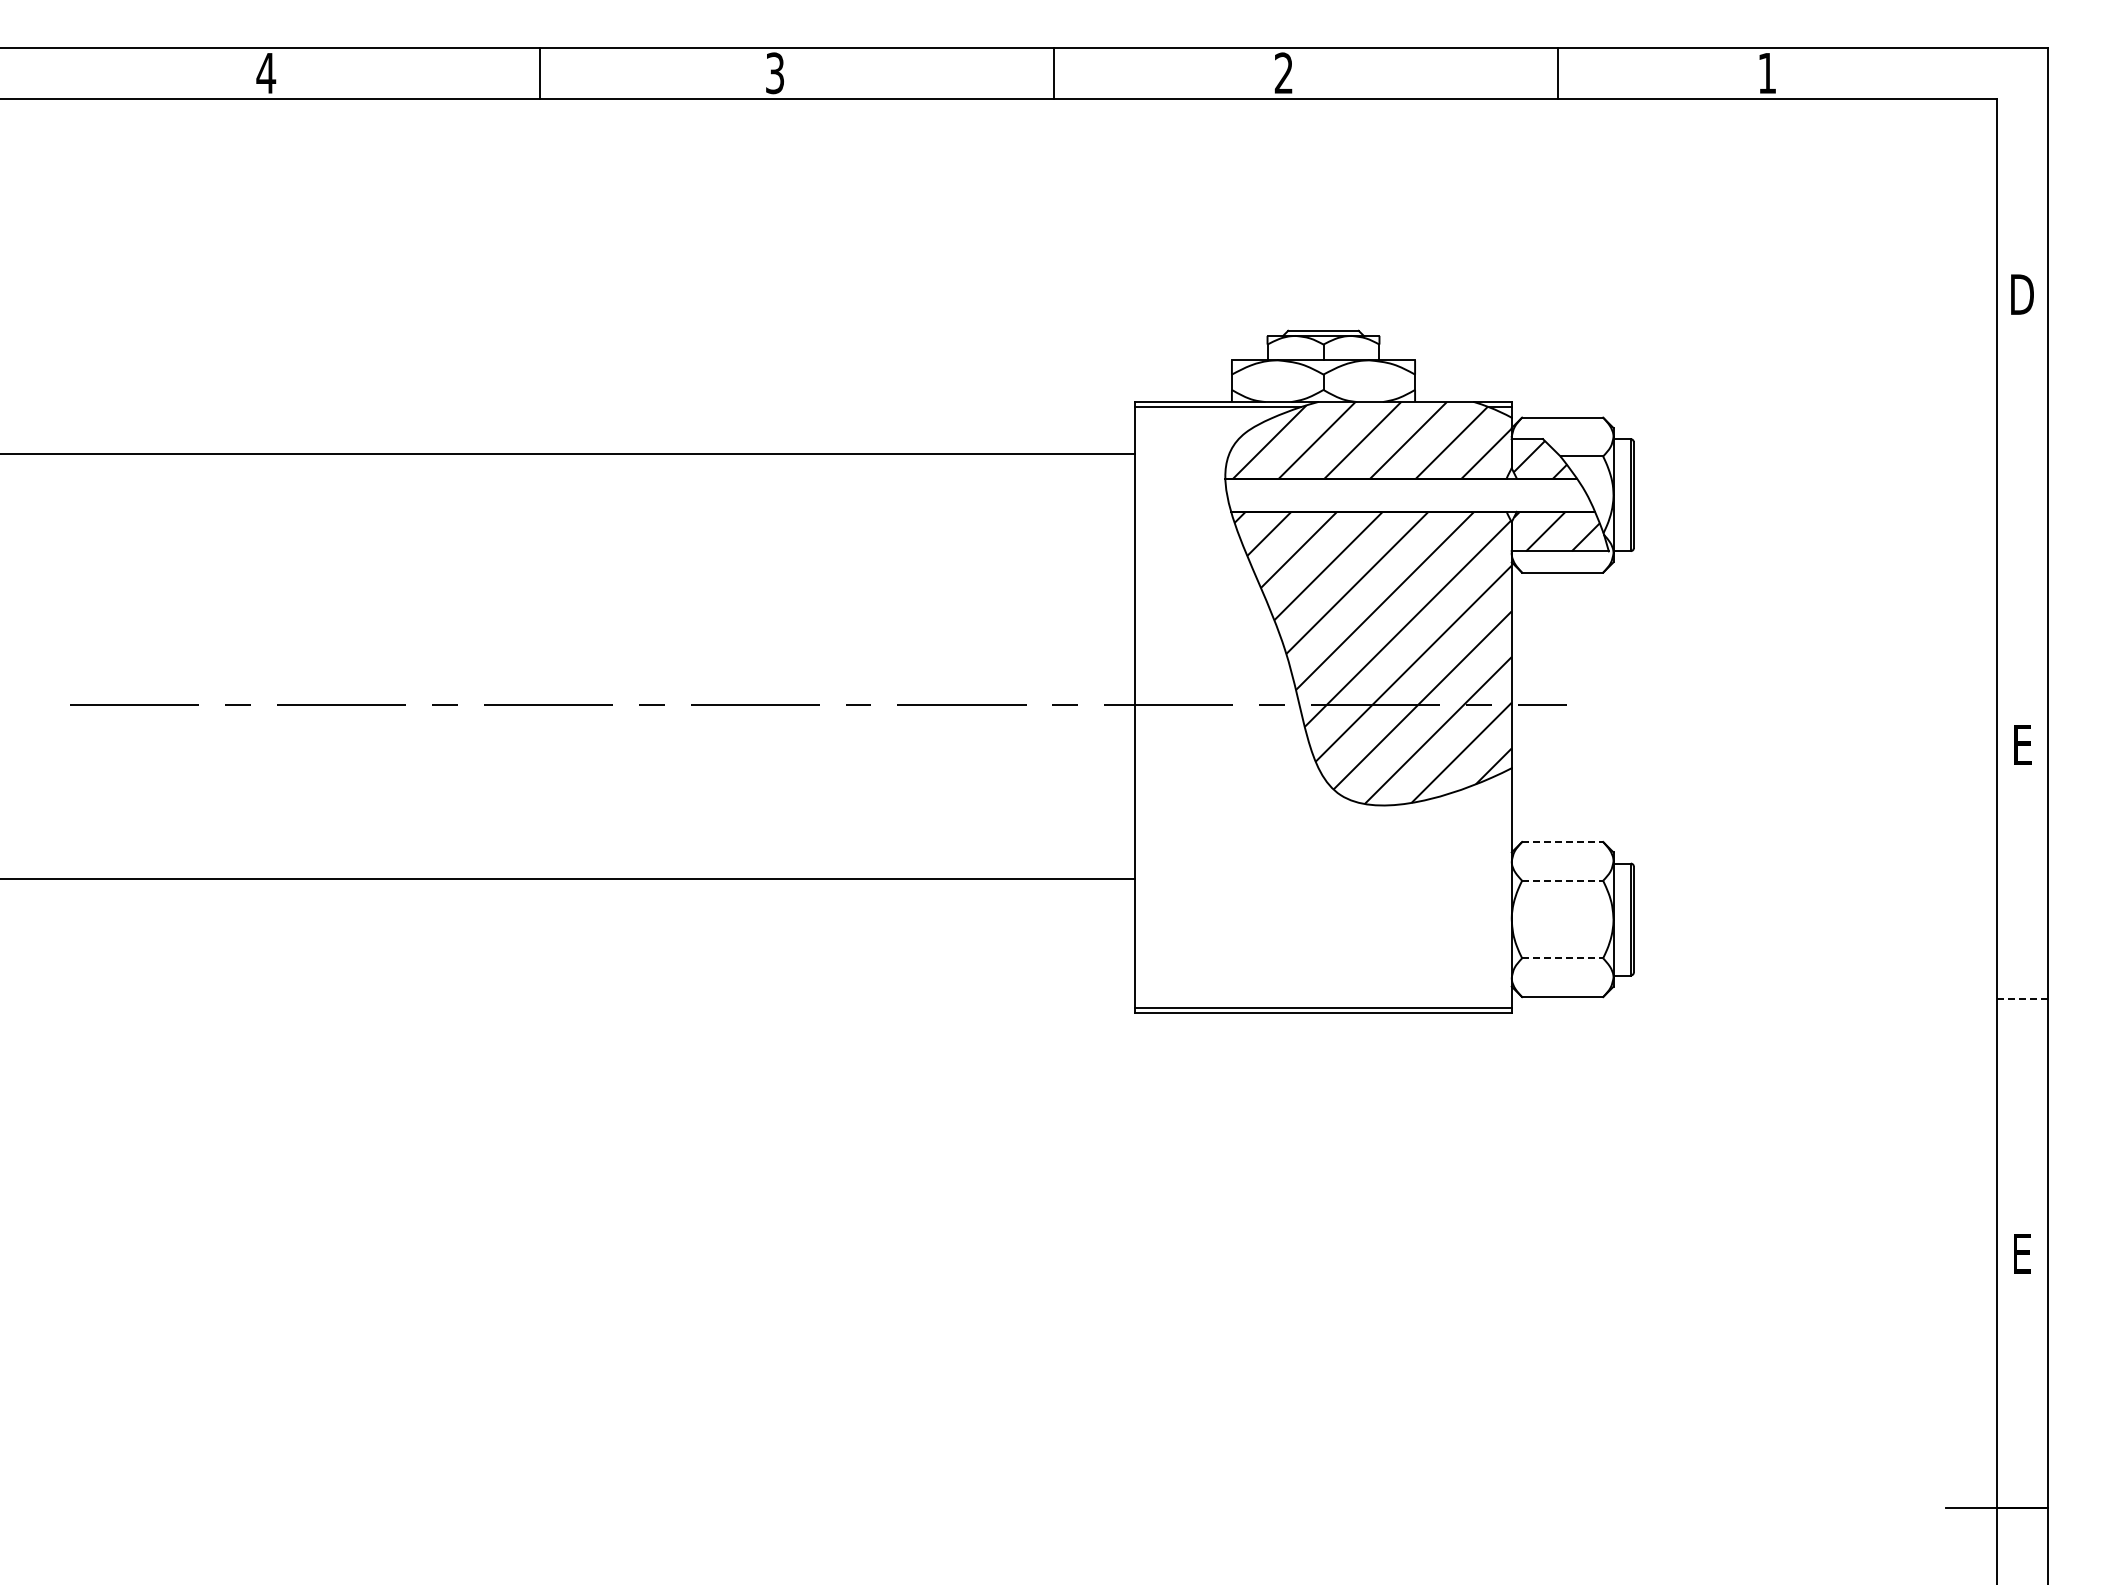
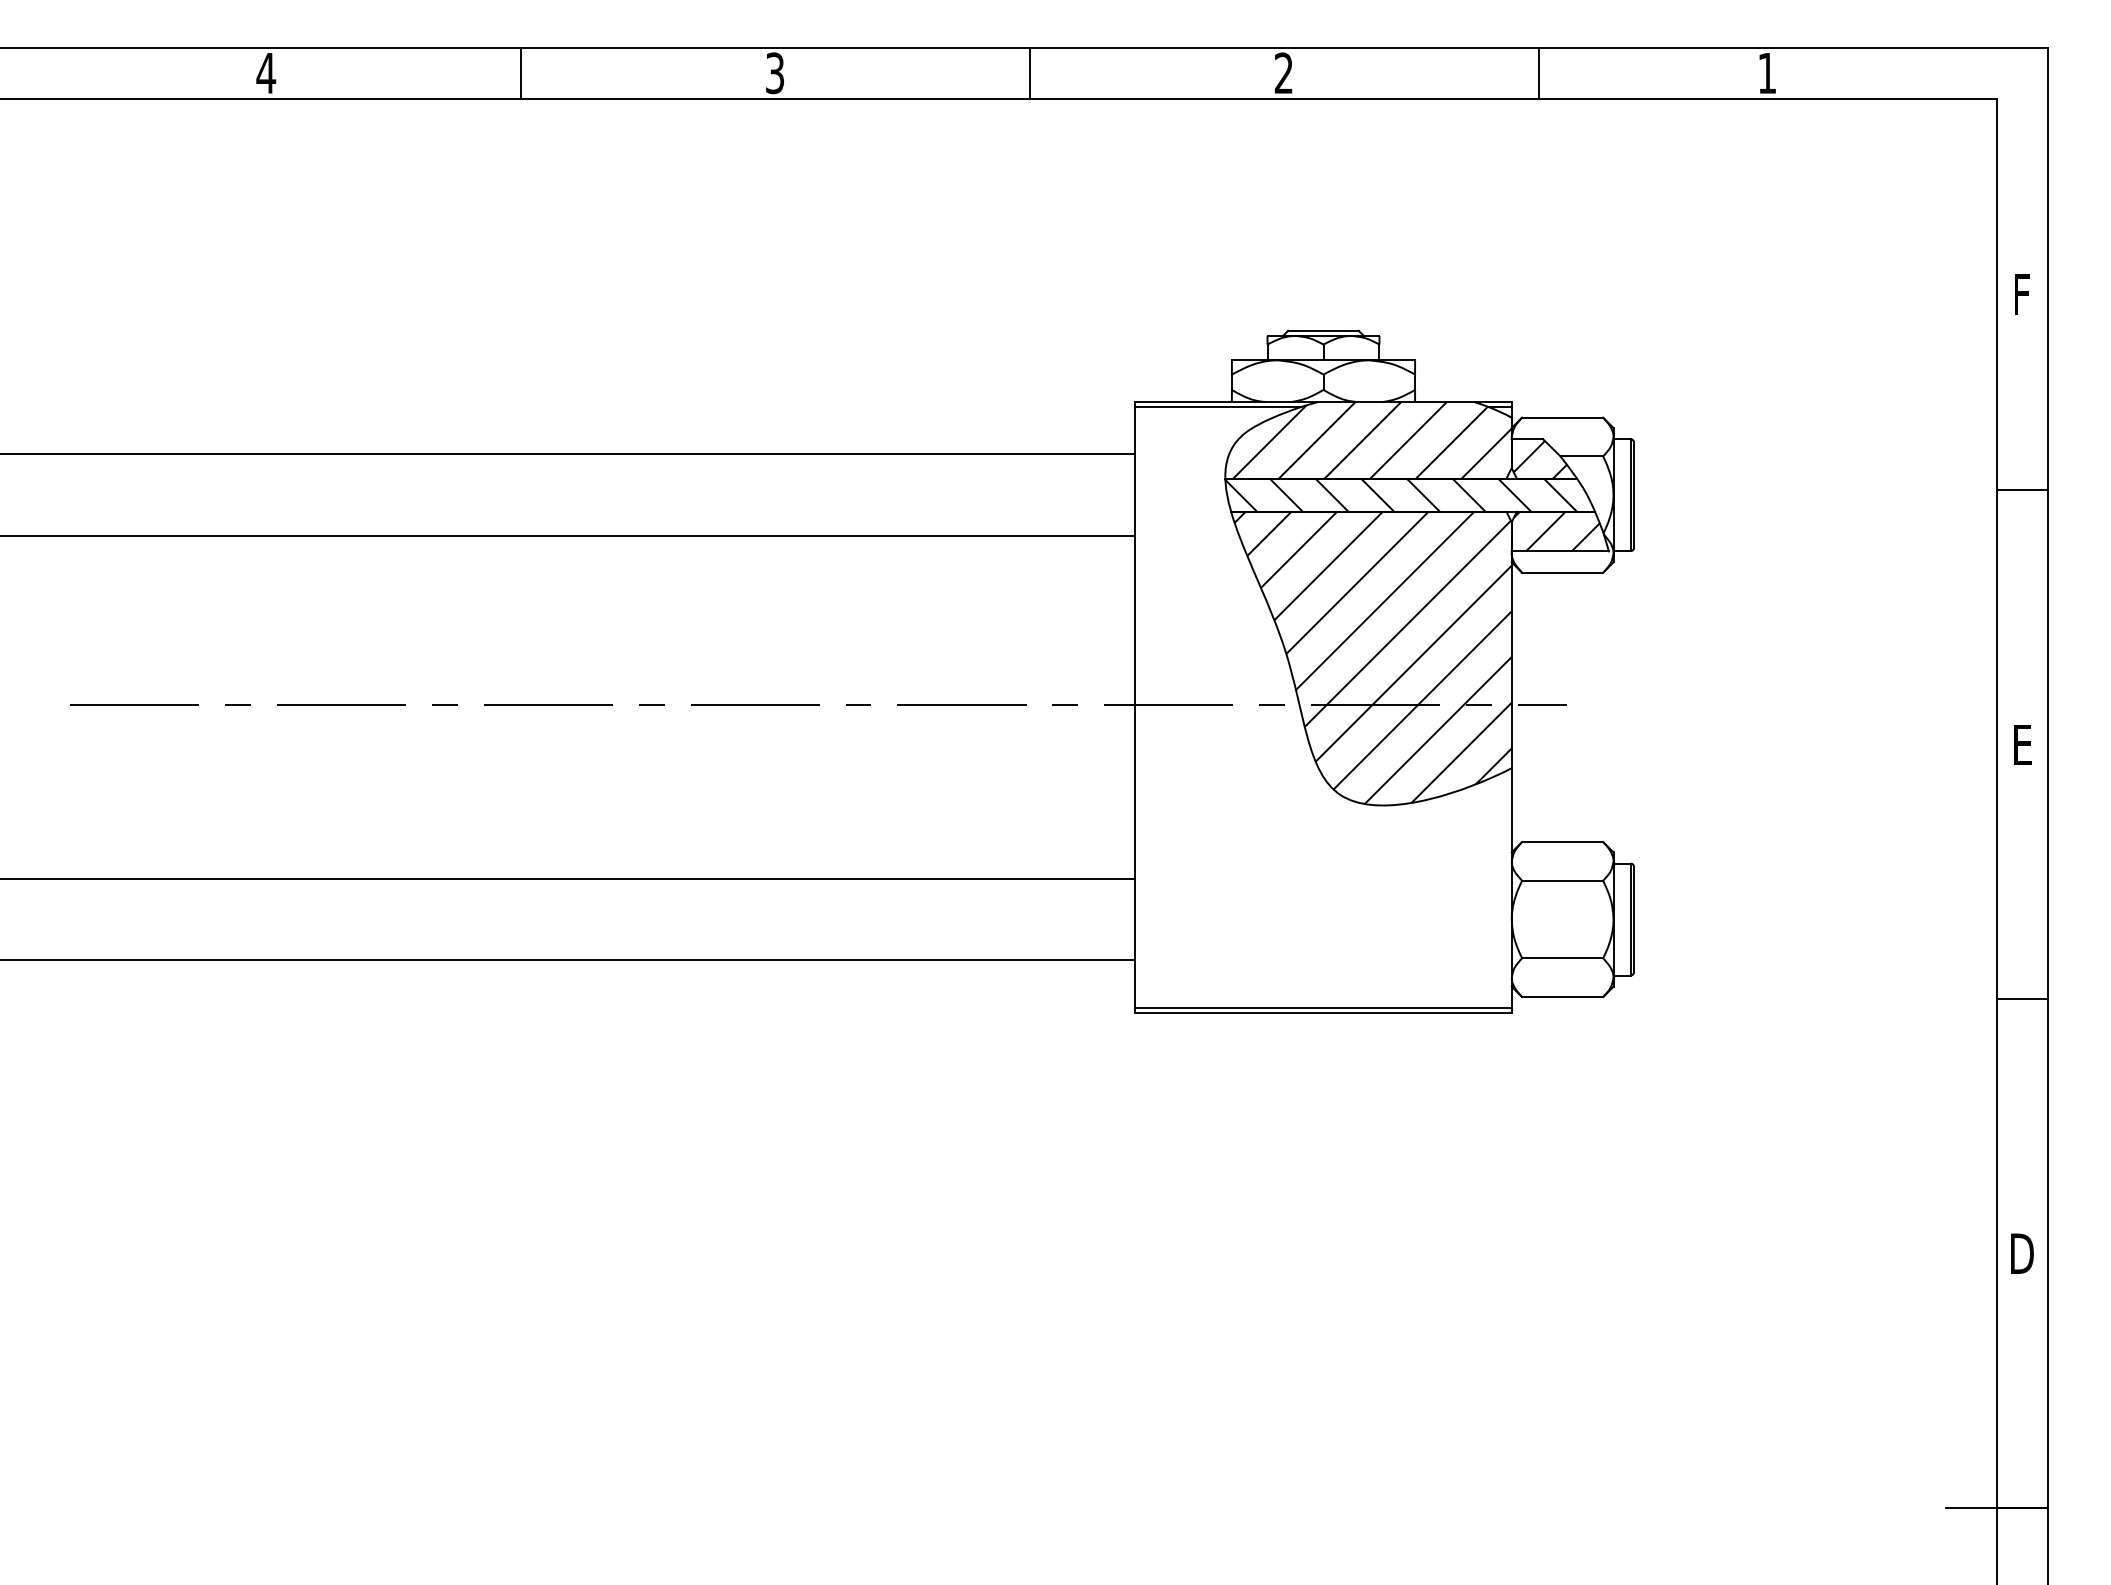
line position: (540, 72) -> (521, 72) (521, 72)
line position: (1054, 72) -> (1030, 72) (1030, 72)
line position: (1557, 72) -> (1538, 72) (1538, 72)
text: D -> F (2022, 294)
line: none -> present (2021, 490)
hatch: none -> present (1401, 494)
line: none -> present (568, 535)
line: dashed -> solid (1562, 842)
line: dashed -> solid (1562, 880)
line: dashed -> solid (1562, 958)
line: none -> present (568, 960)
line: dashed -> solid (2022, 999)
text: E -> D (2022, 1253)
